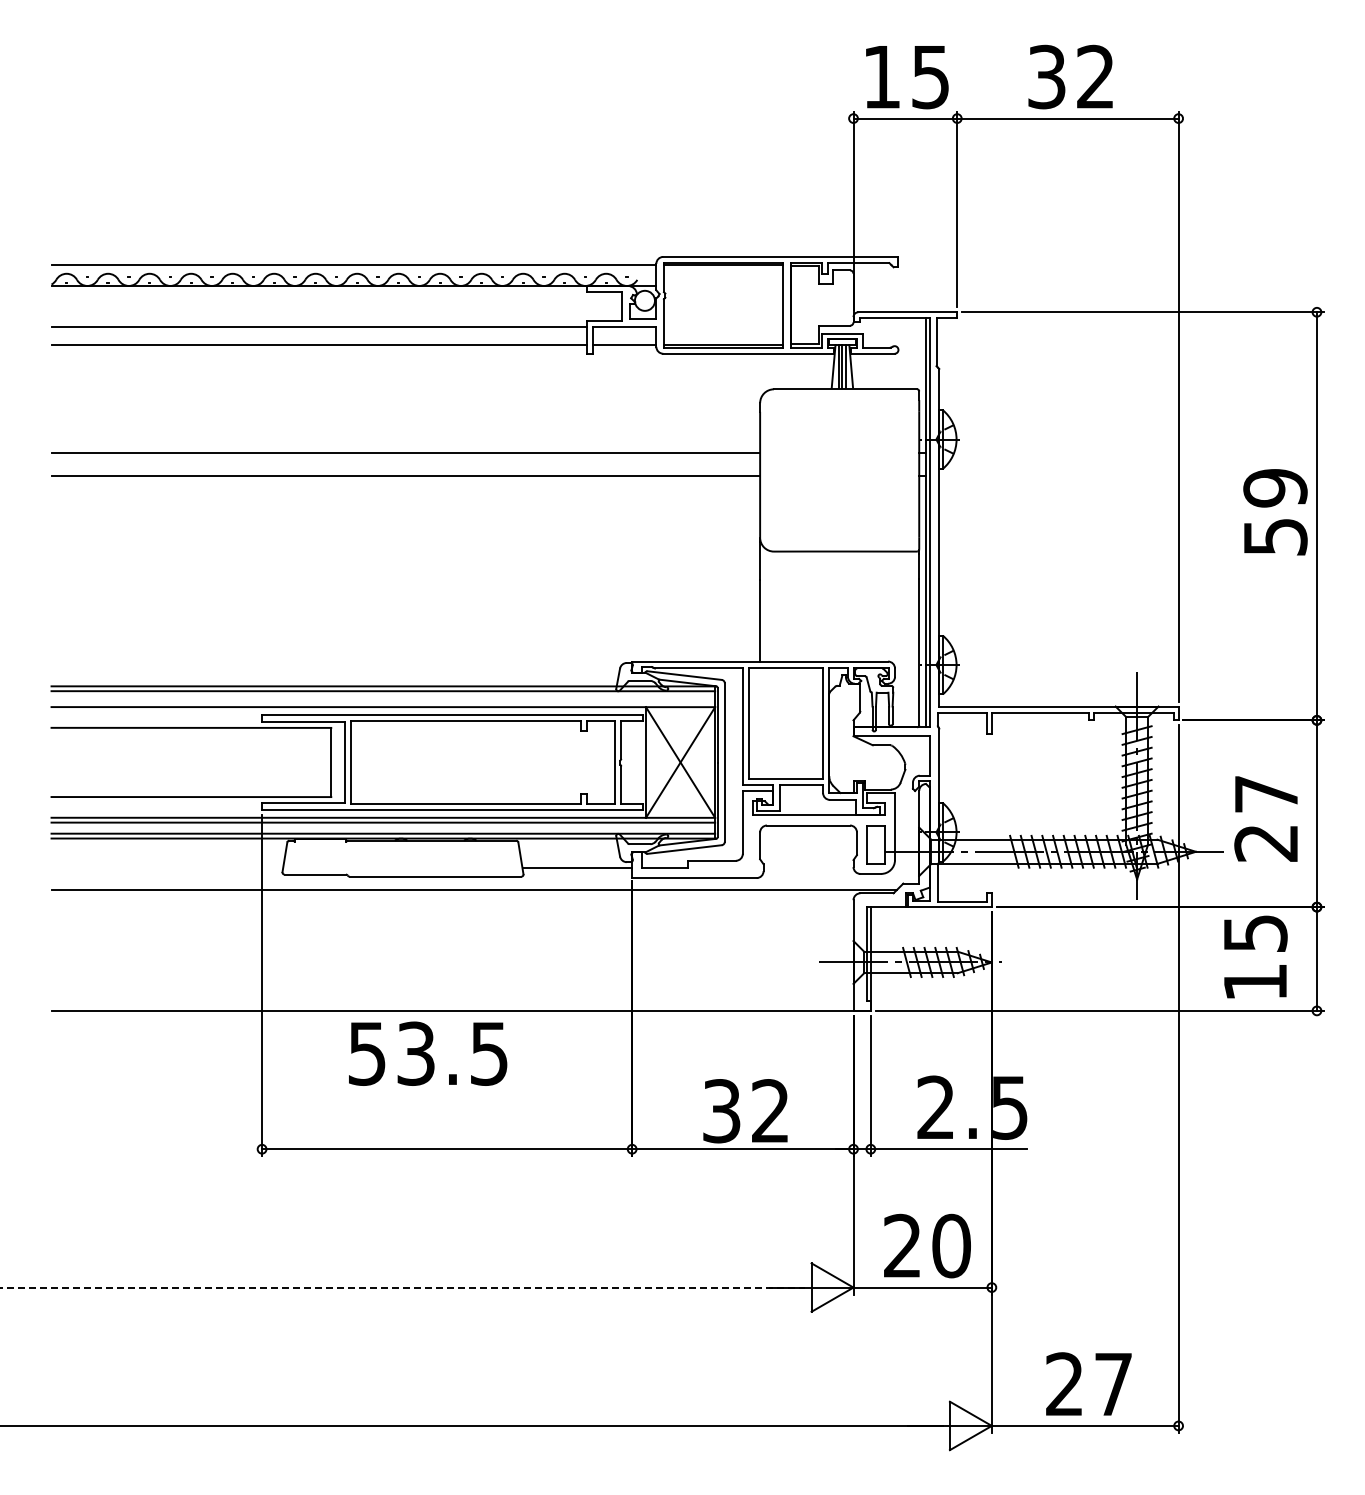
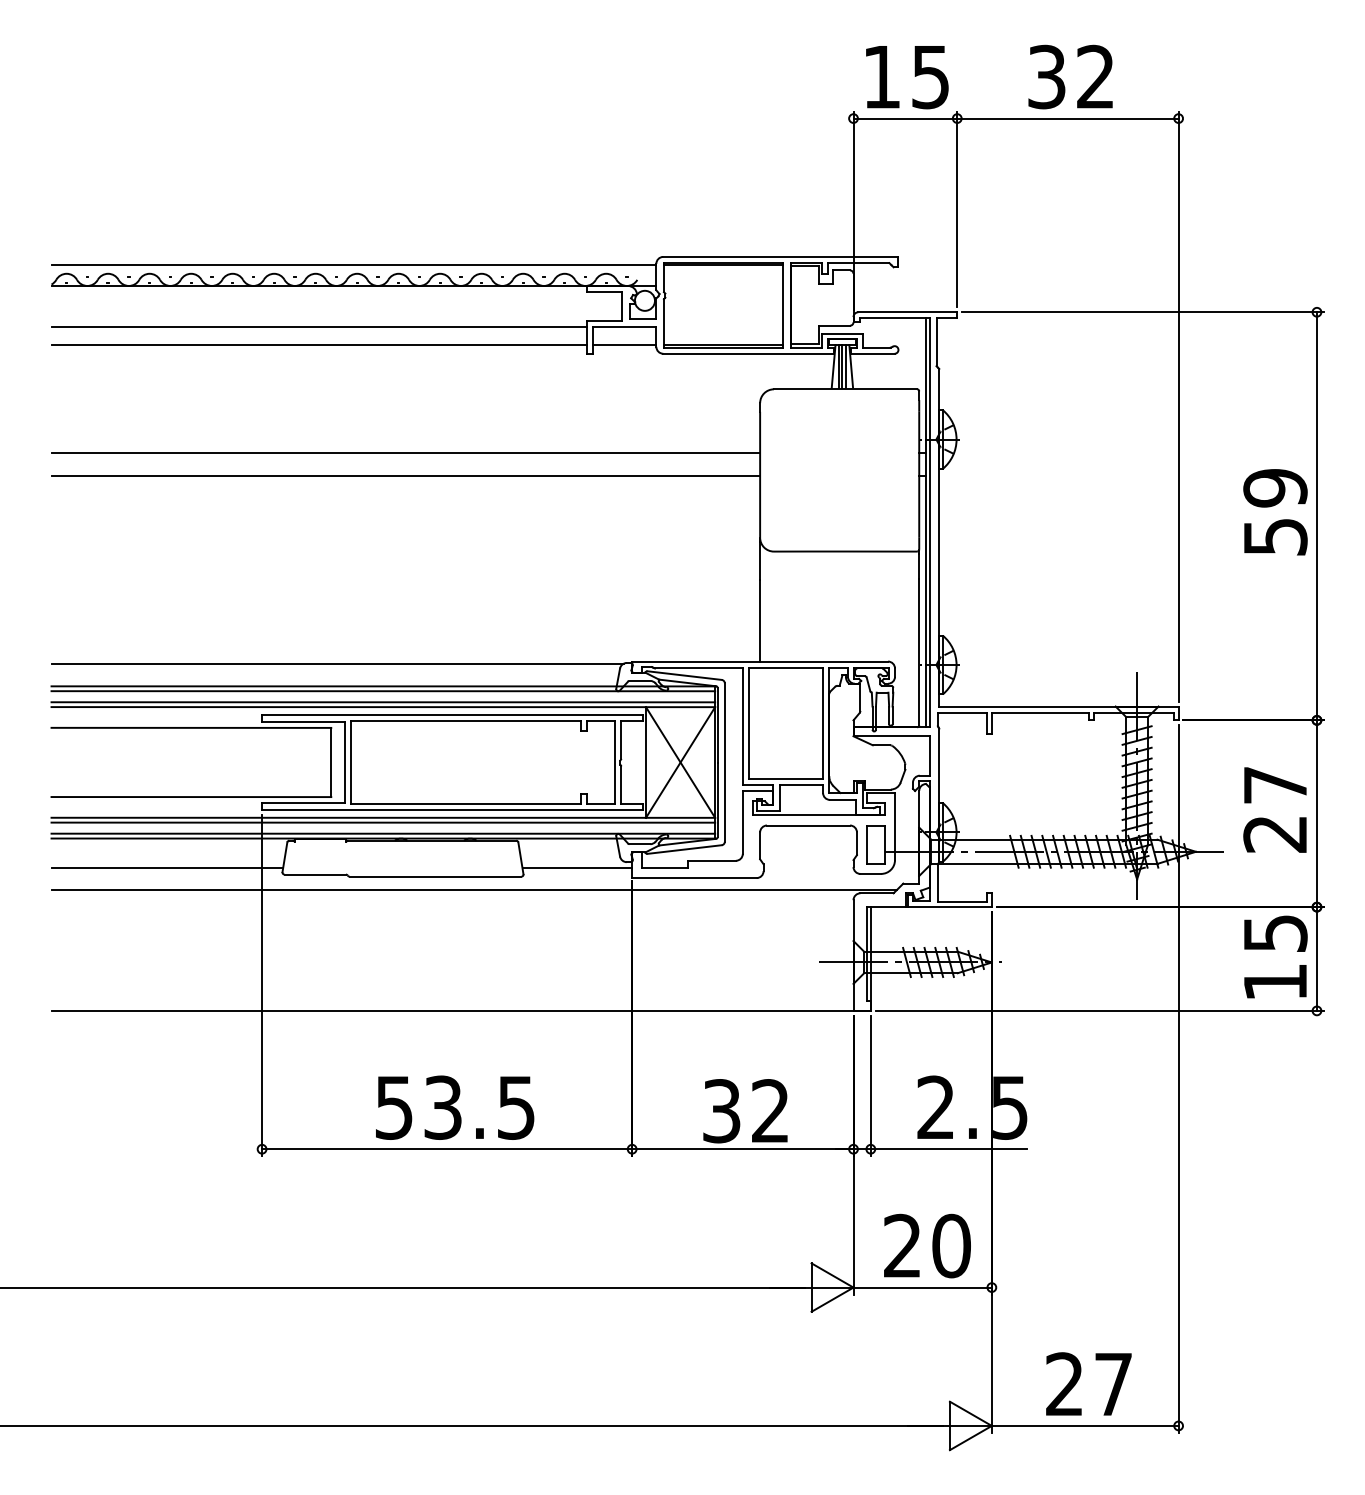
line: none -> present (337, 663)
line: none -> present (383, 702)
text position: (1265, 818) -> (1274, 809) (1274, 809)
line: none -> present (167, 868)
text position: (1255, 956) -> (1275, 956) (1275, 956)
text position: (428, 1053) -> (455, 1107) (455, 1107)
line: dashed -> solid (403, 1287)
